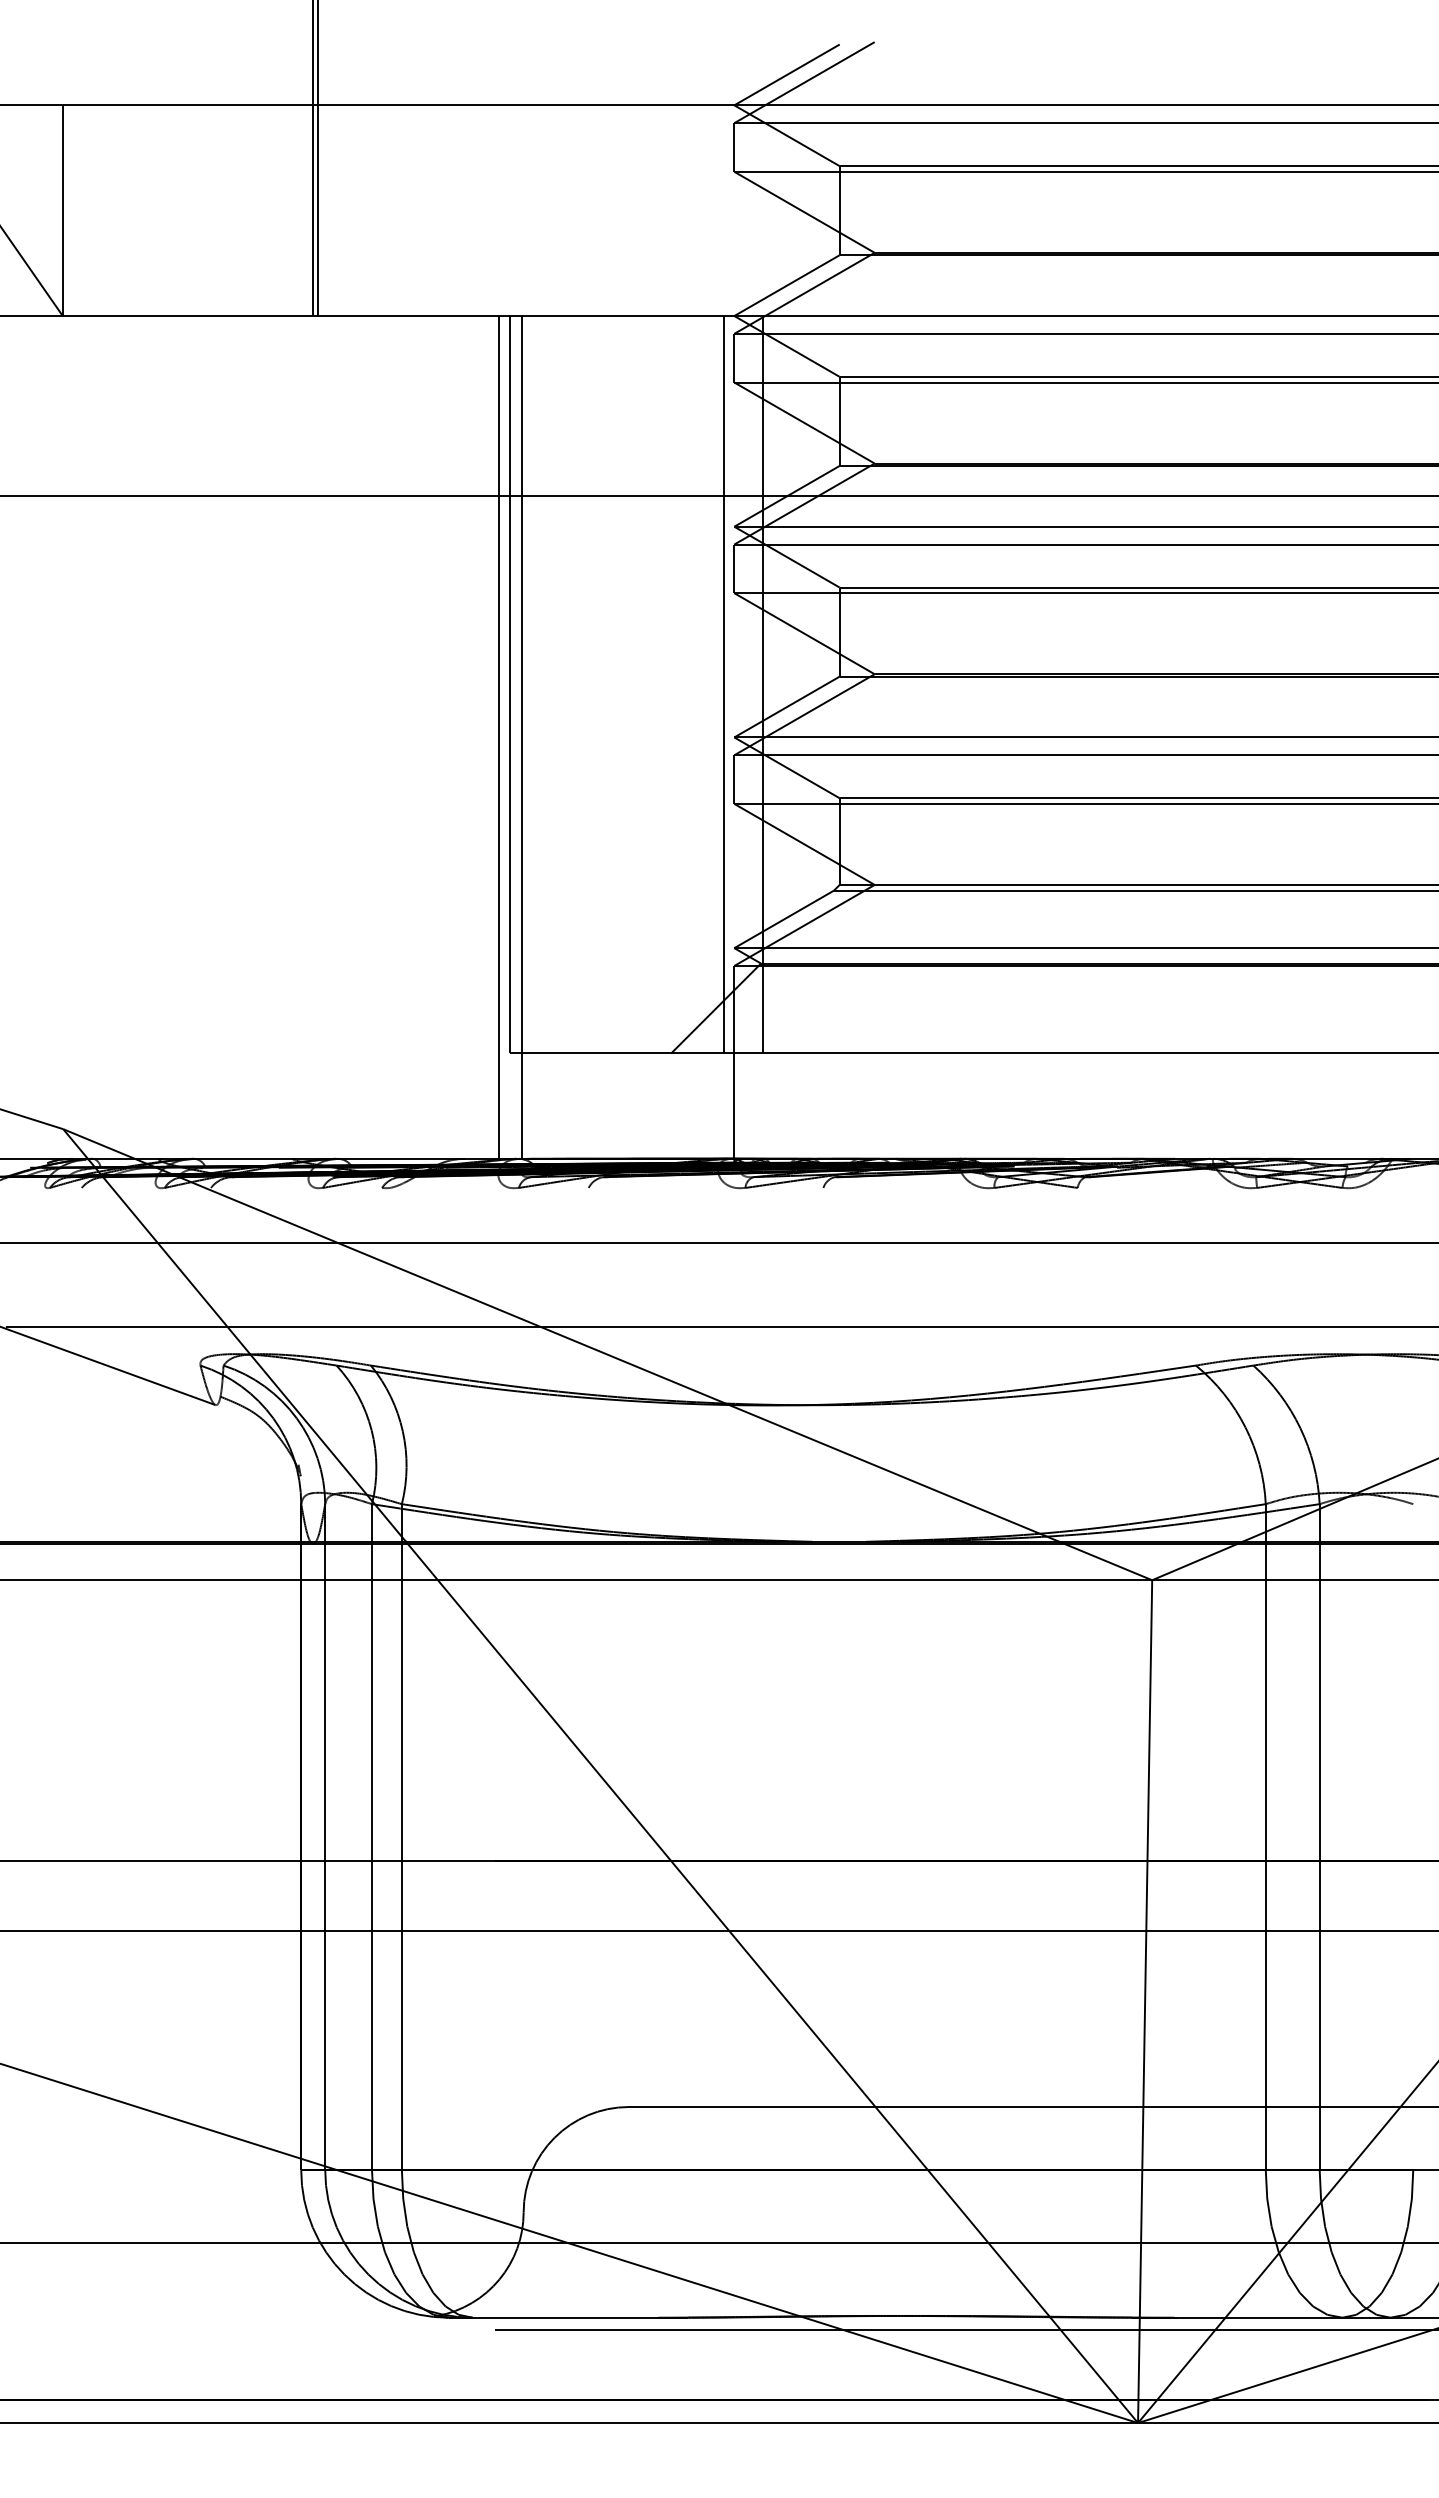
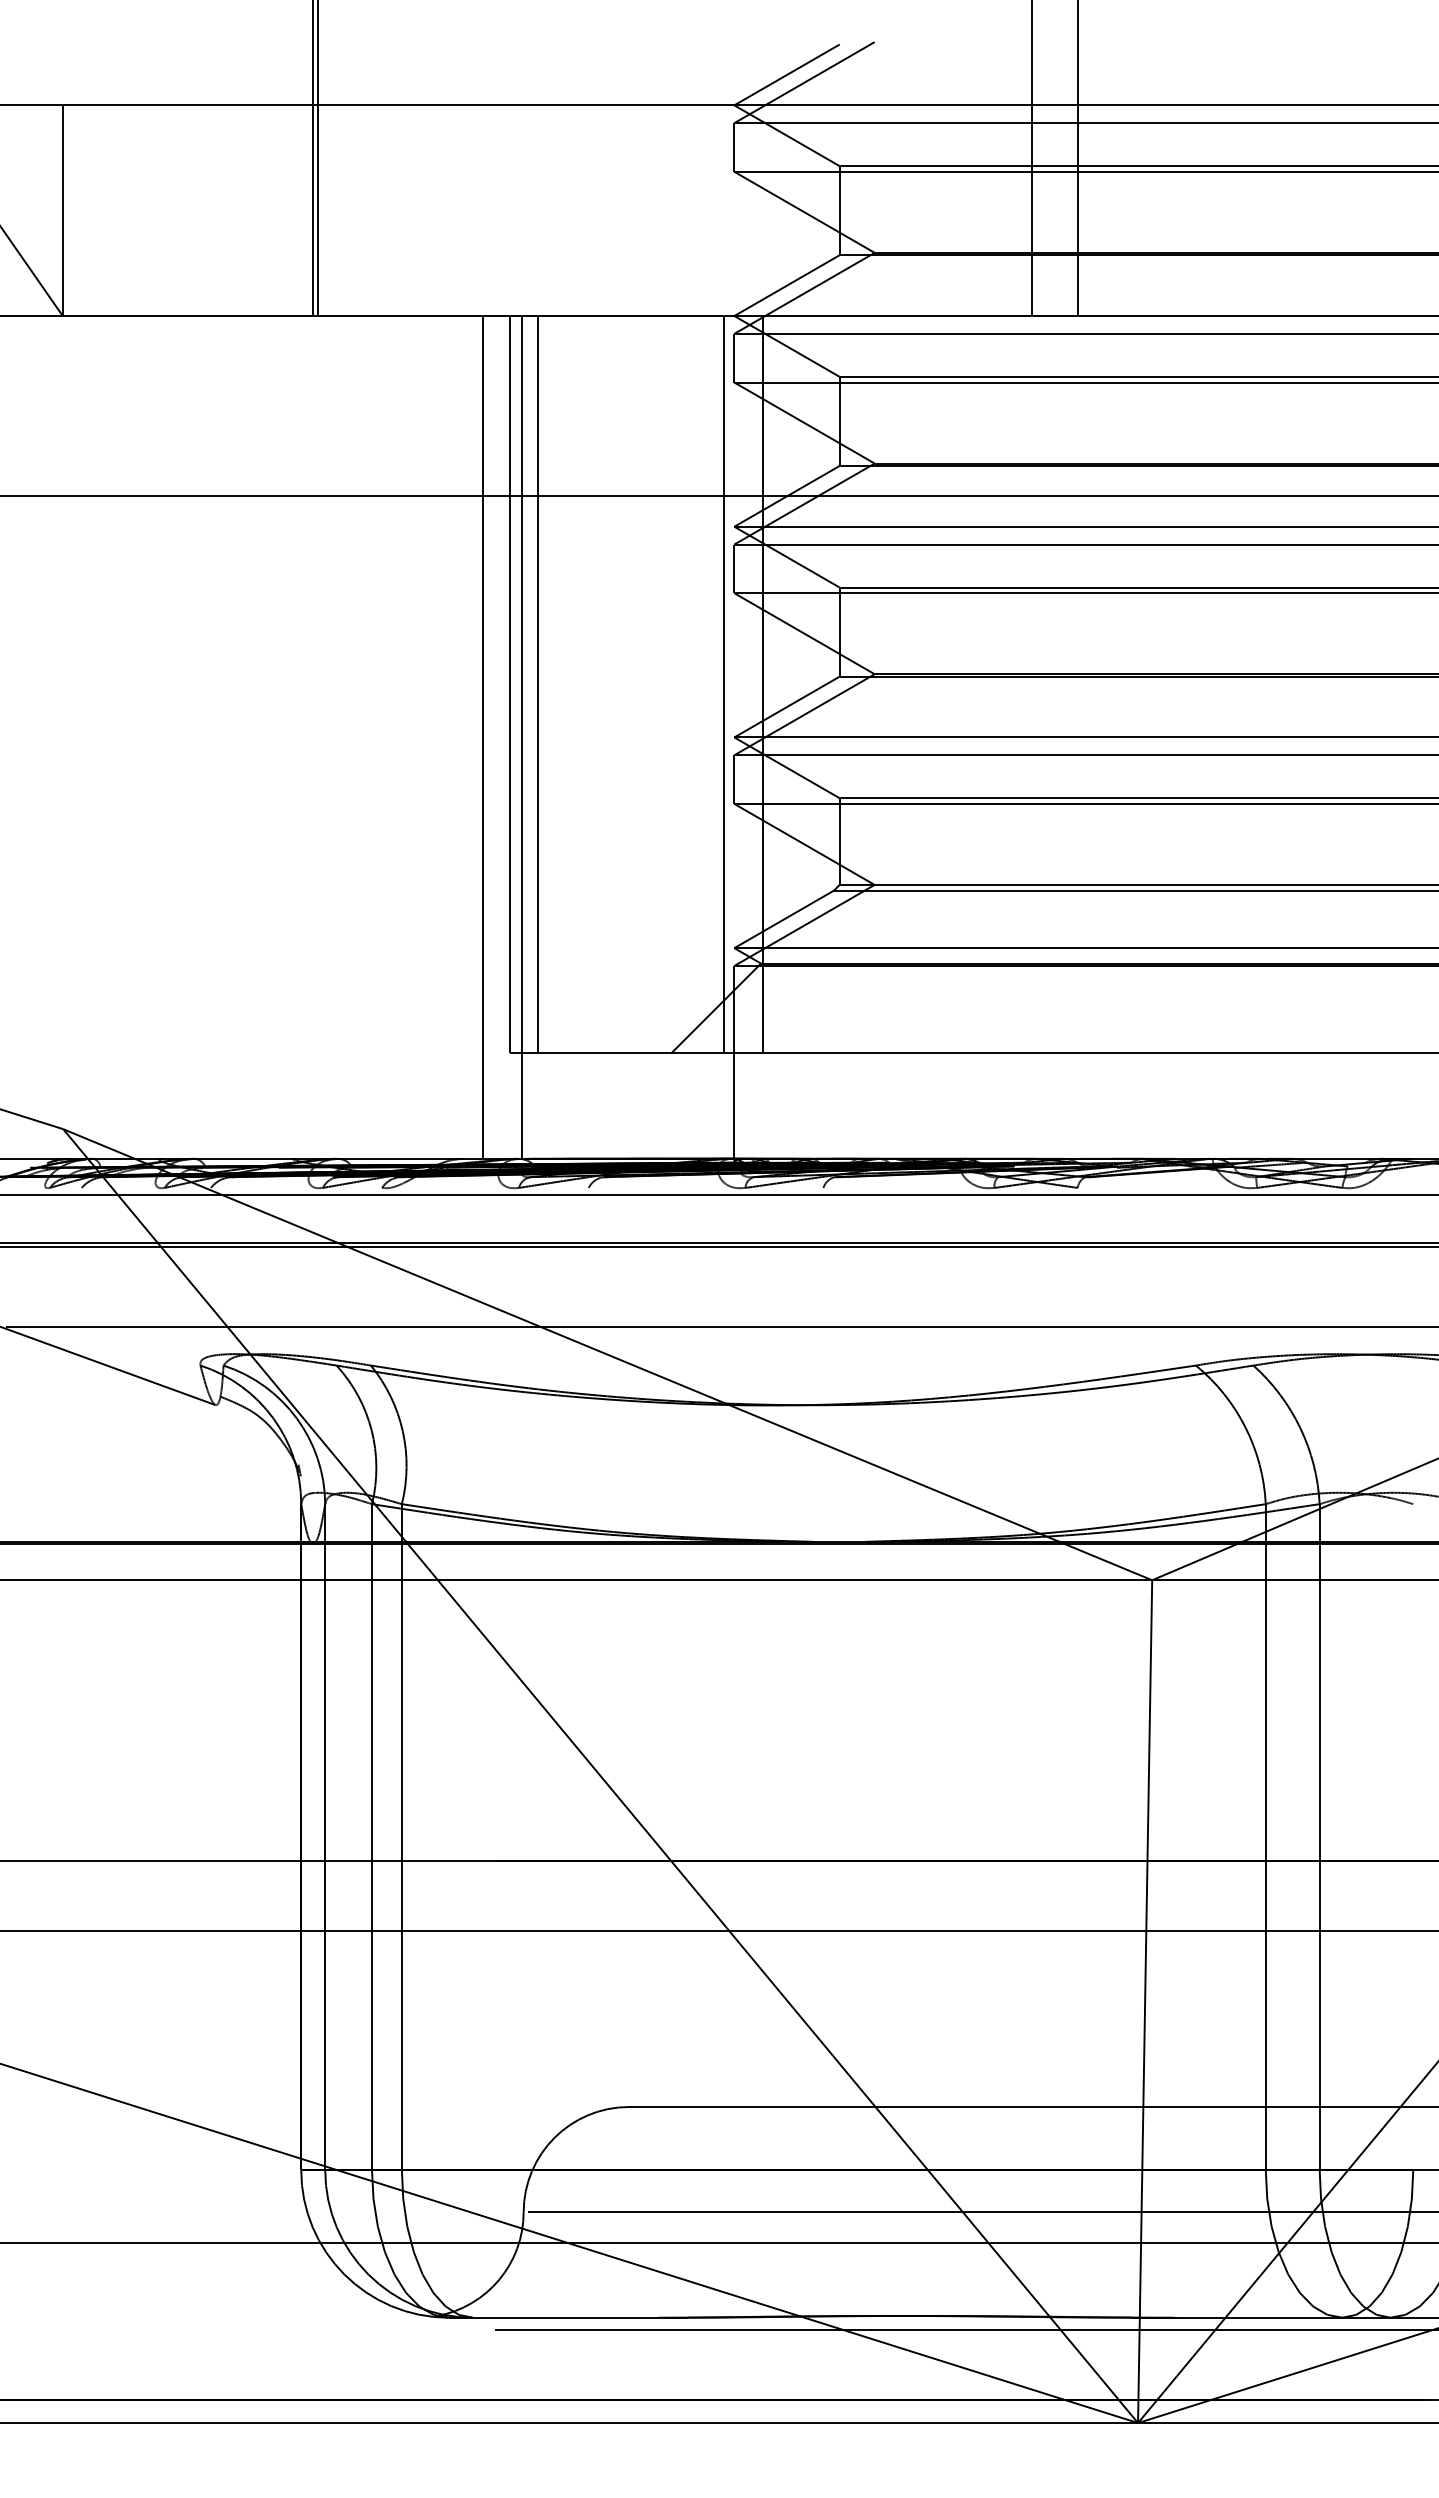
line: none -> present (1031, 159)
line: none -> present (1077, 159)
line: none -> present (538, 684)
line position: (498, 737) -> (482, 737) (482, 737)
line: none -> present (718, 1194)
line: none -> present (718, 1247)
line: none -> present (981, 2212)
